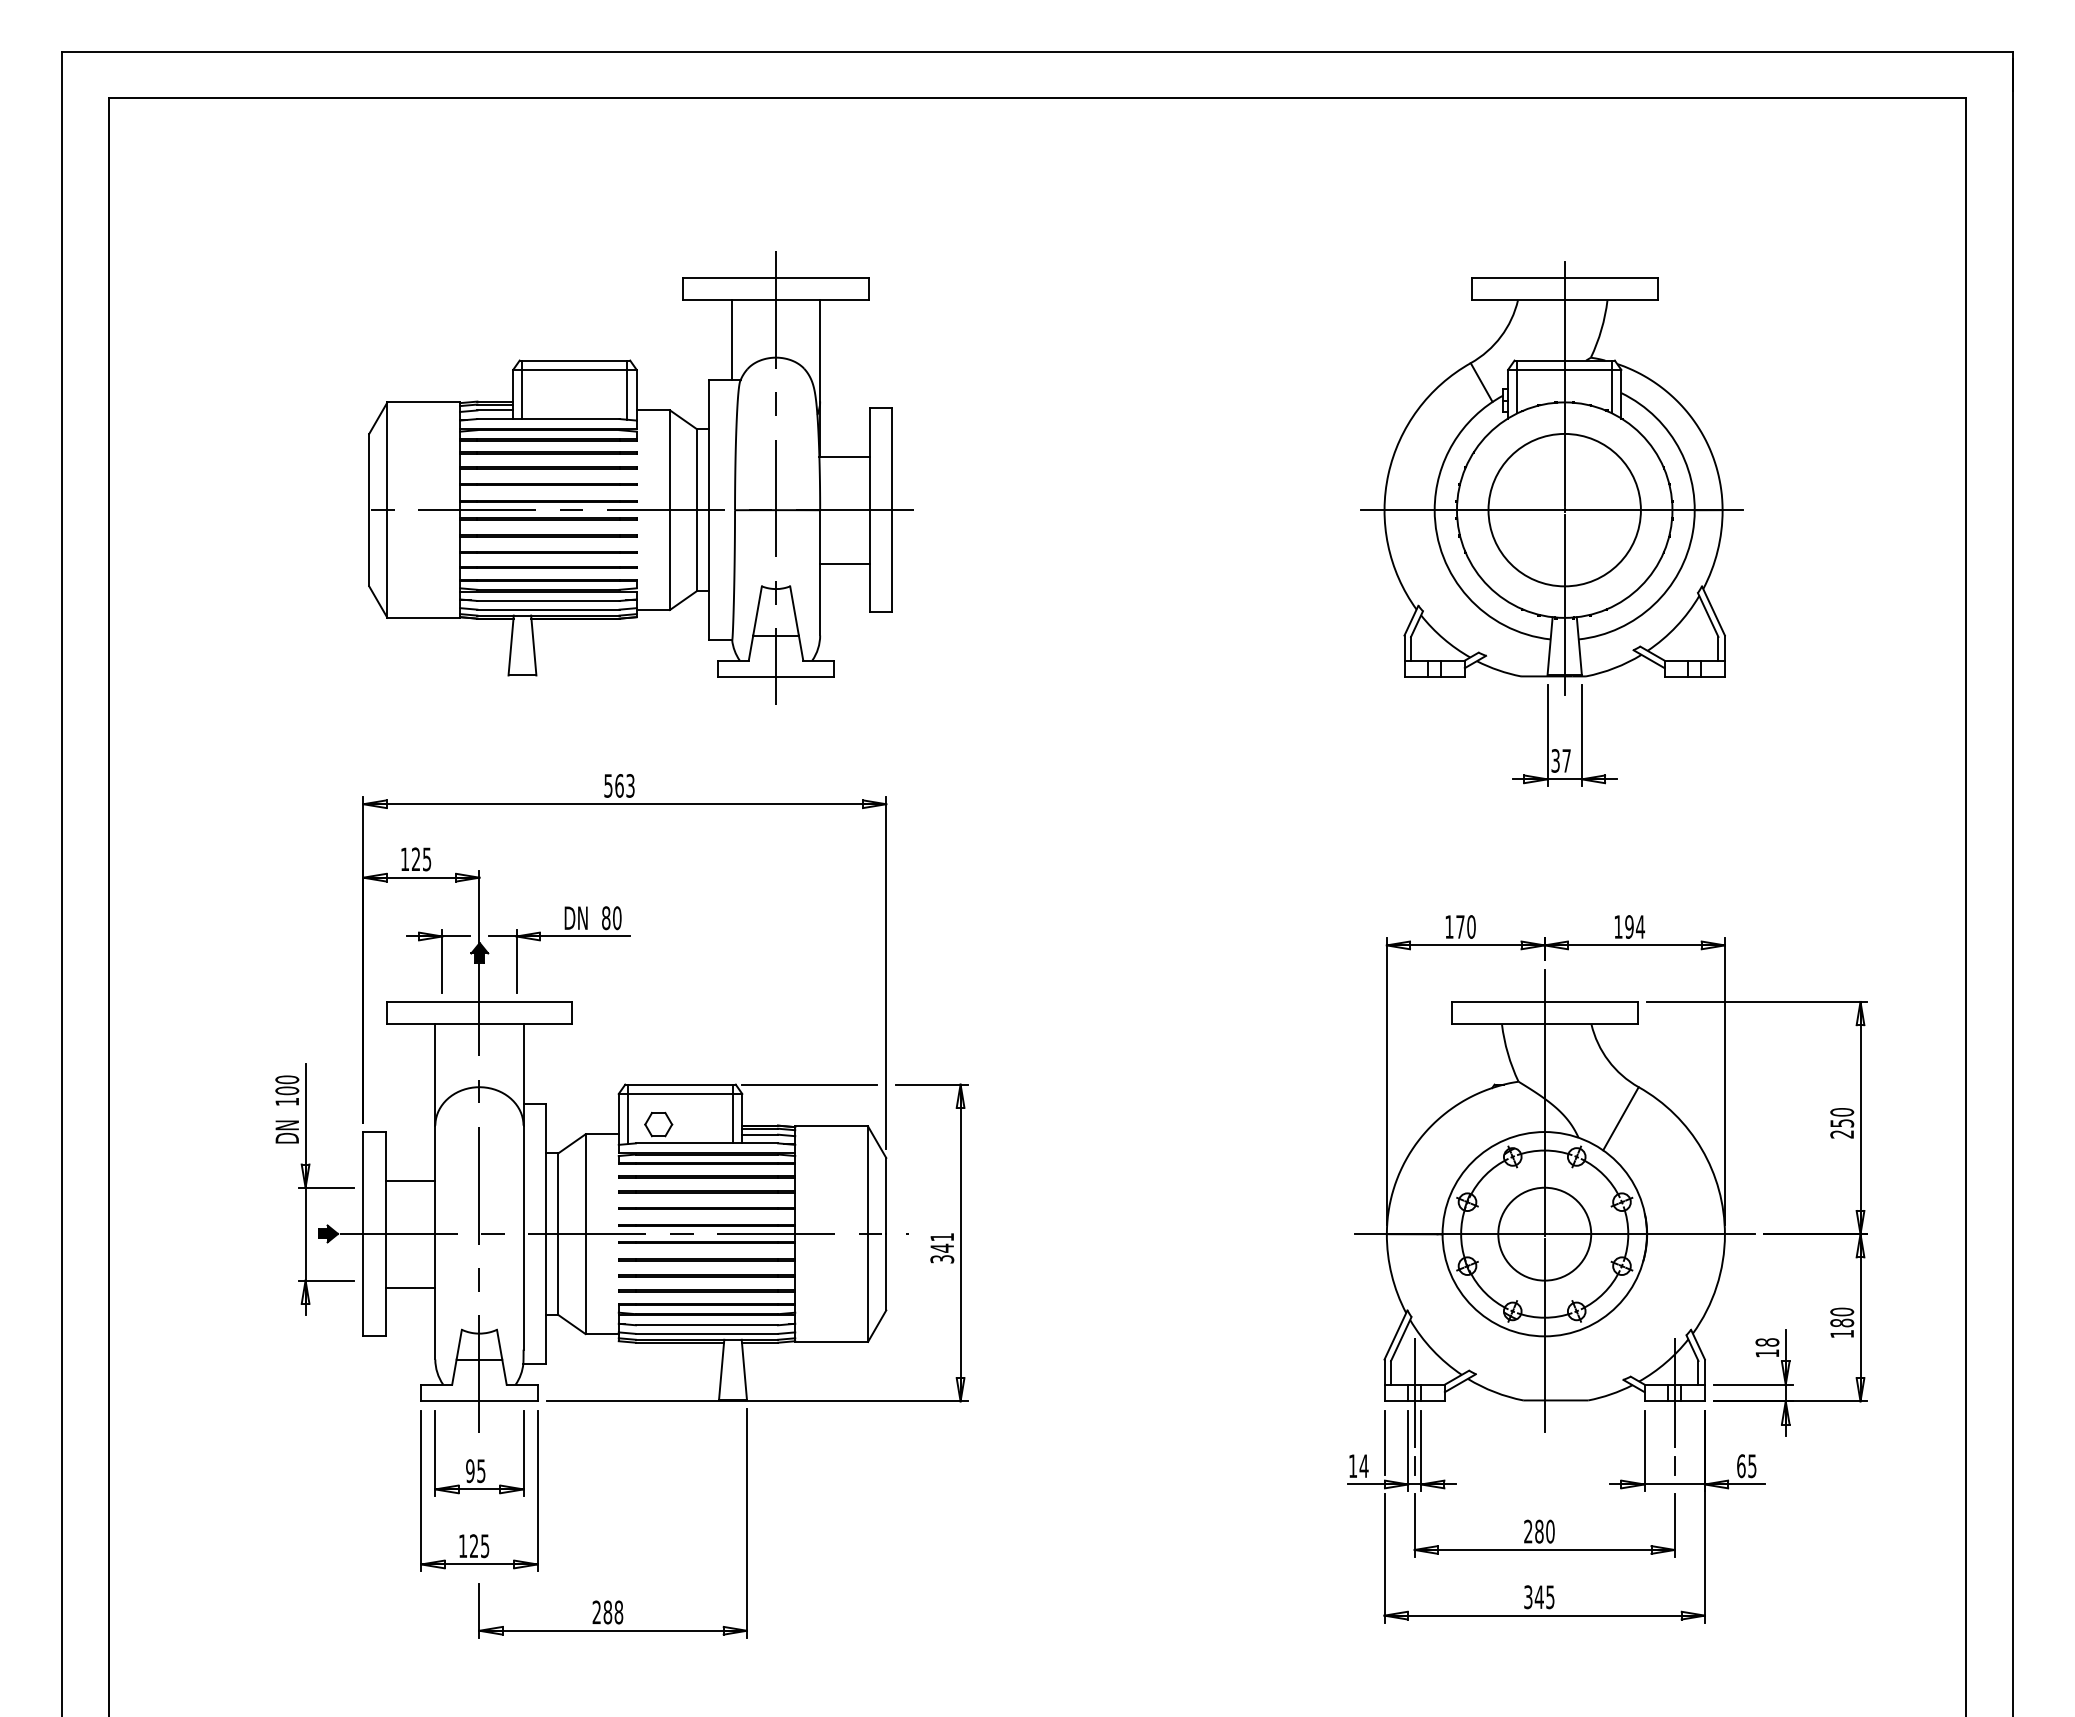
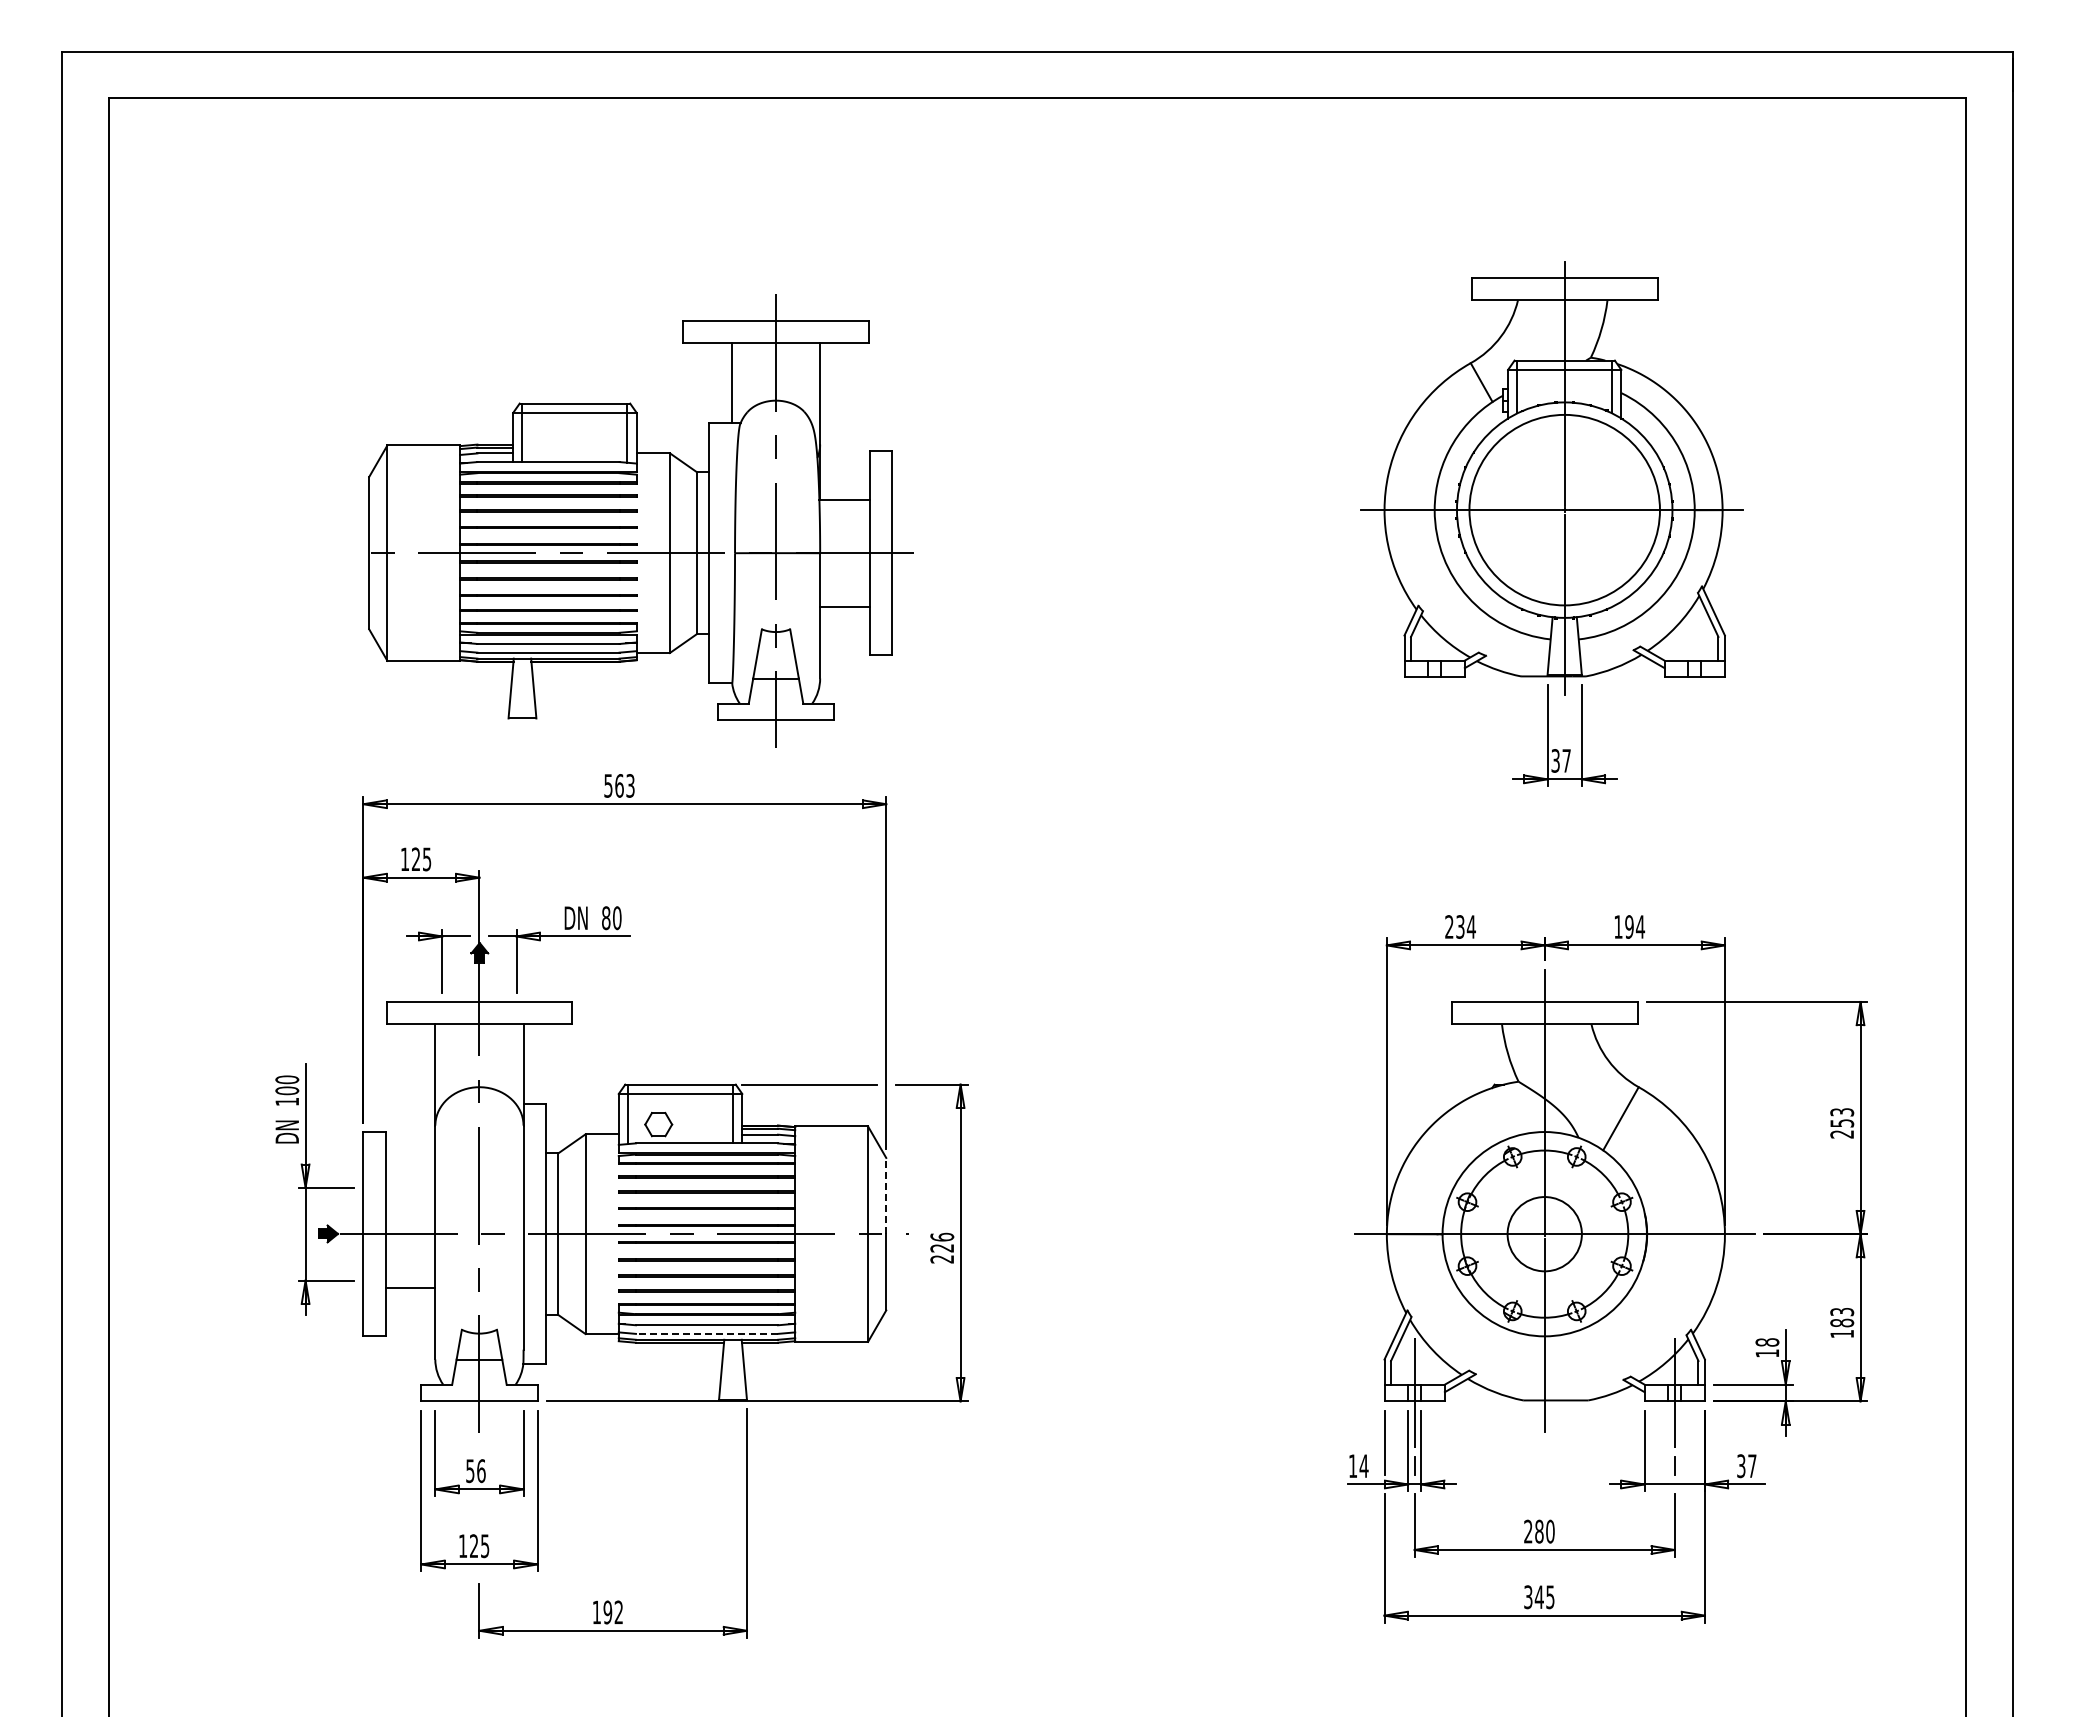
part position: (640, 477) -> (640, 520) (640, 520)
circle diameter: 152 px -> 191 px (1564, 509)
text: 170 -> 234 (1460, 926)
text: 250 -> 253 (1842, 1112)
line: present -> none (410, 1180)
line: solid -> dashed (886, 1195)
circle diameter: 93 px -> 74 px (1544, 1234)
text: 341 -> 226 (942, 1247)
text: 180 -> 183 (1842, 1311)
line: solid -> dashed (706, 1333)
text: 65 -> 37 (1746, 1466)
text: 95 -> 56 (475, 1471)
text: 288 -> 192 (607, 1612)
